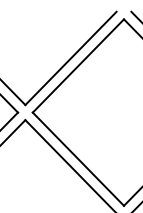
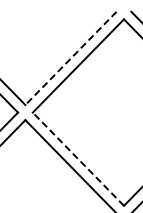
line: solid -> dashed (70, 58)
line: solid -> dashed (78, 158)
